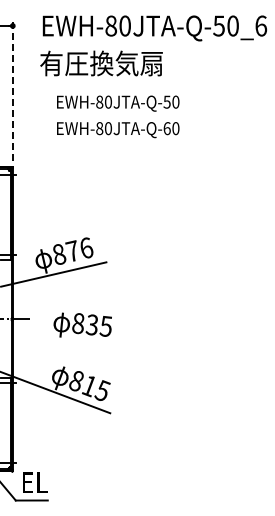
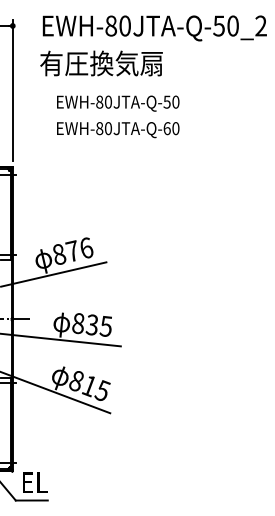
text: EWH-80JTA-Q-50_6 -> EWH-80JTA-Q-50_2 (261, 25)
line: dashed -> solid (12, 90)
line: none -> present (61, 339)
